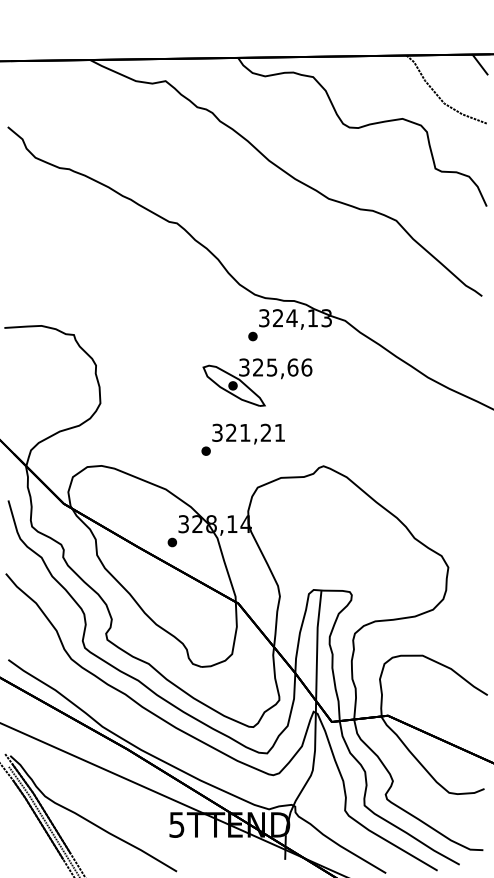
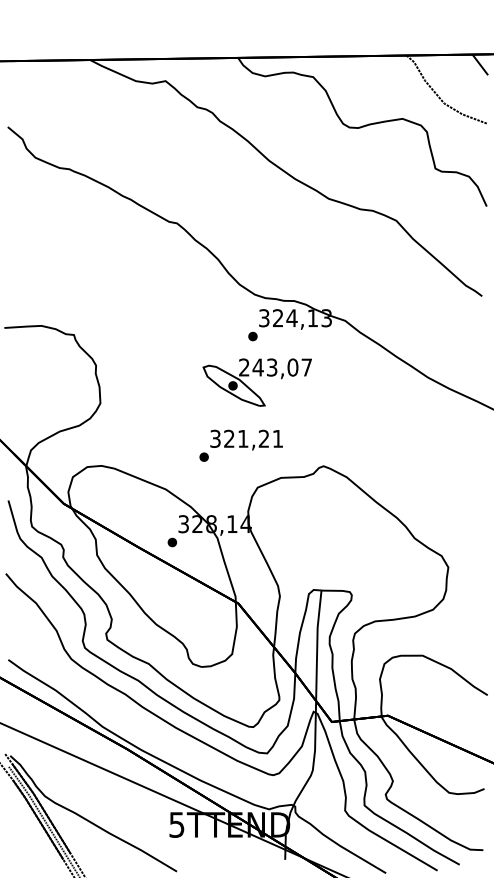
text: 325,66 -> 243,07 (275, 367)
text position: (242, 439) -> (240, 445) (240, 445)
